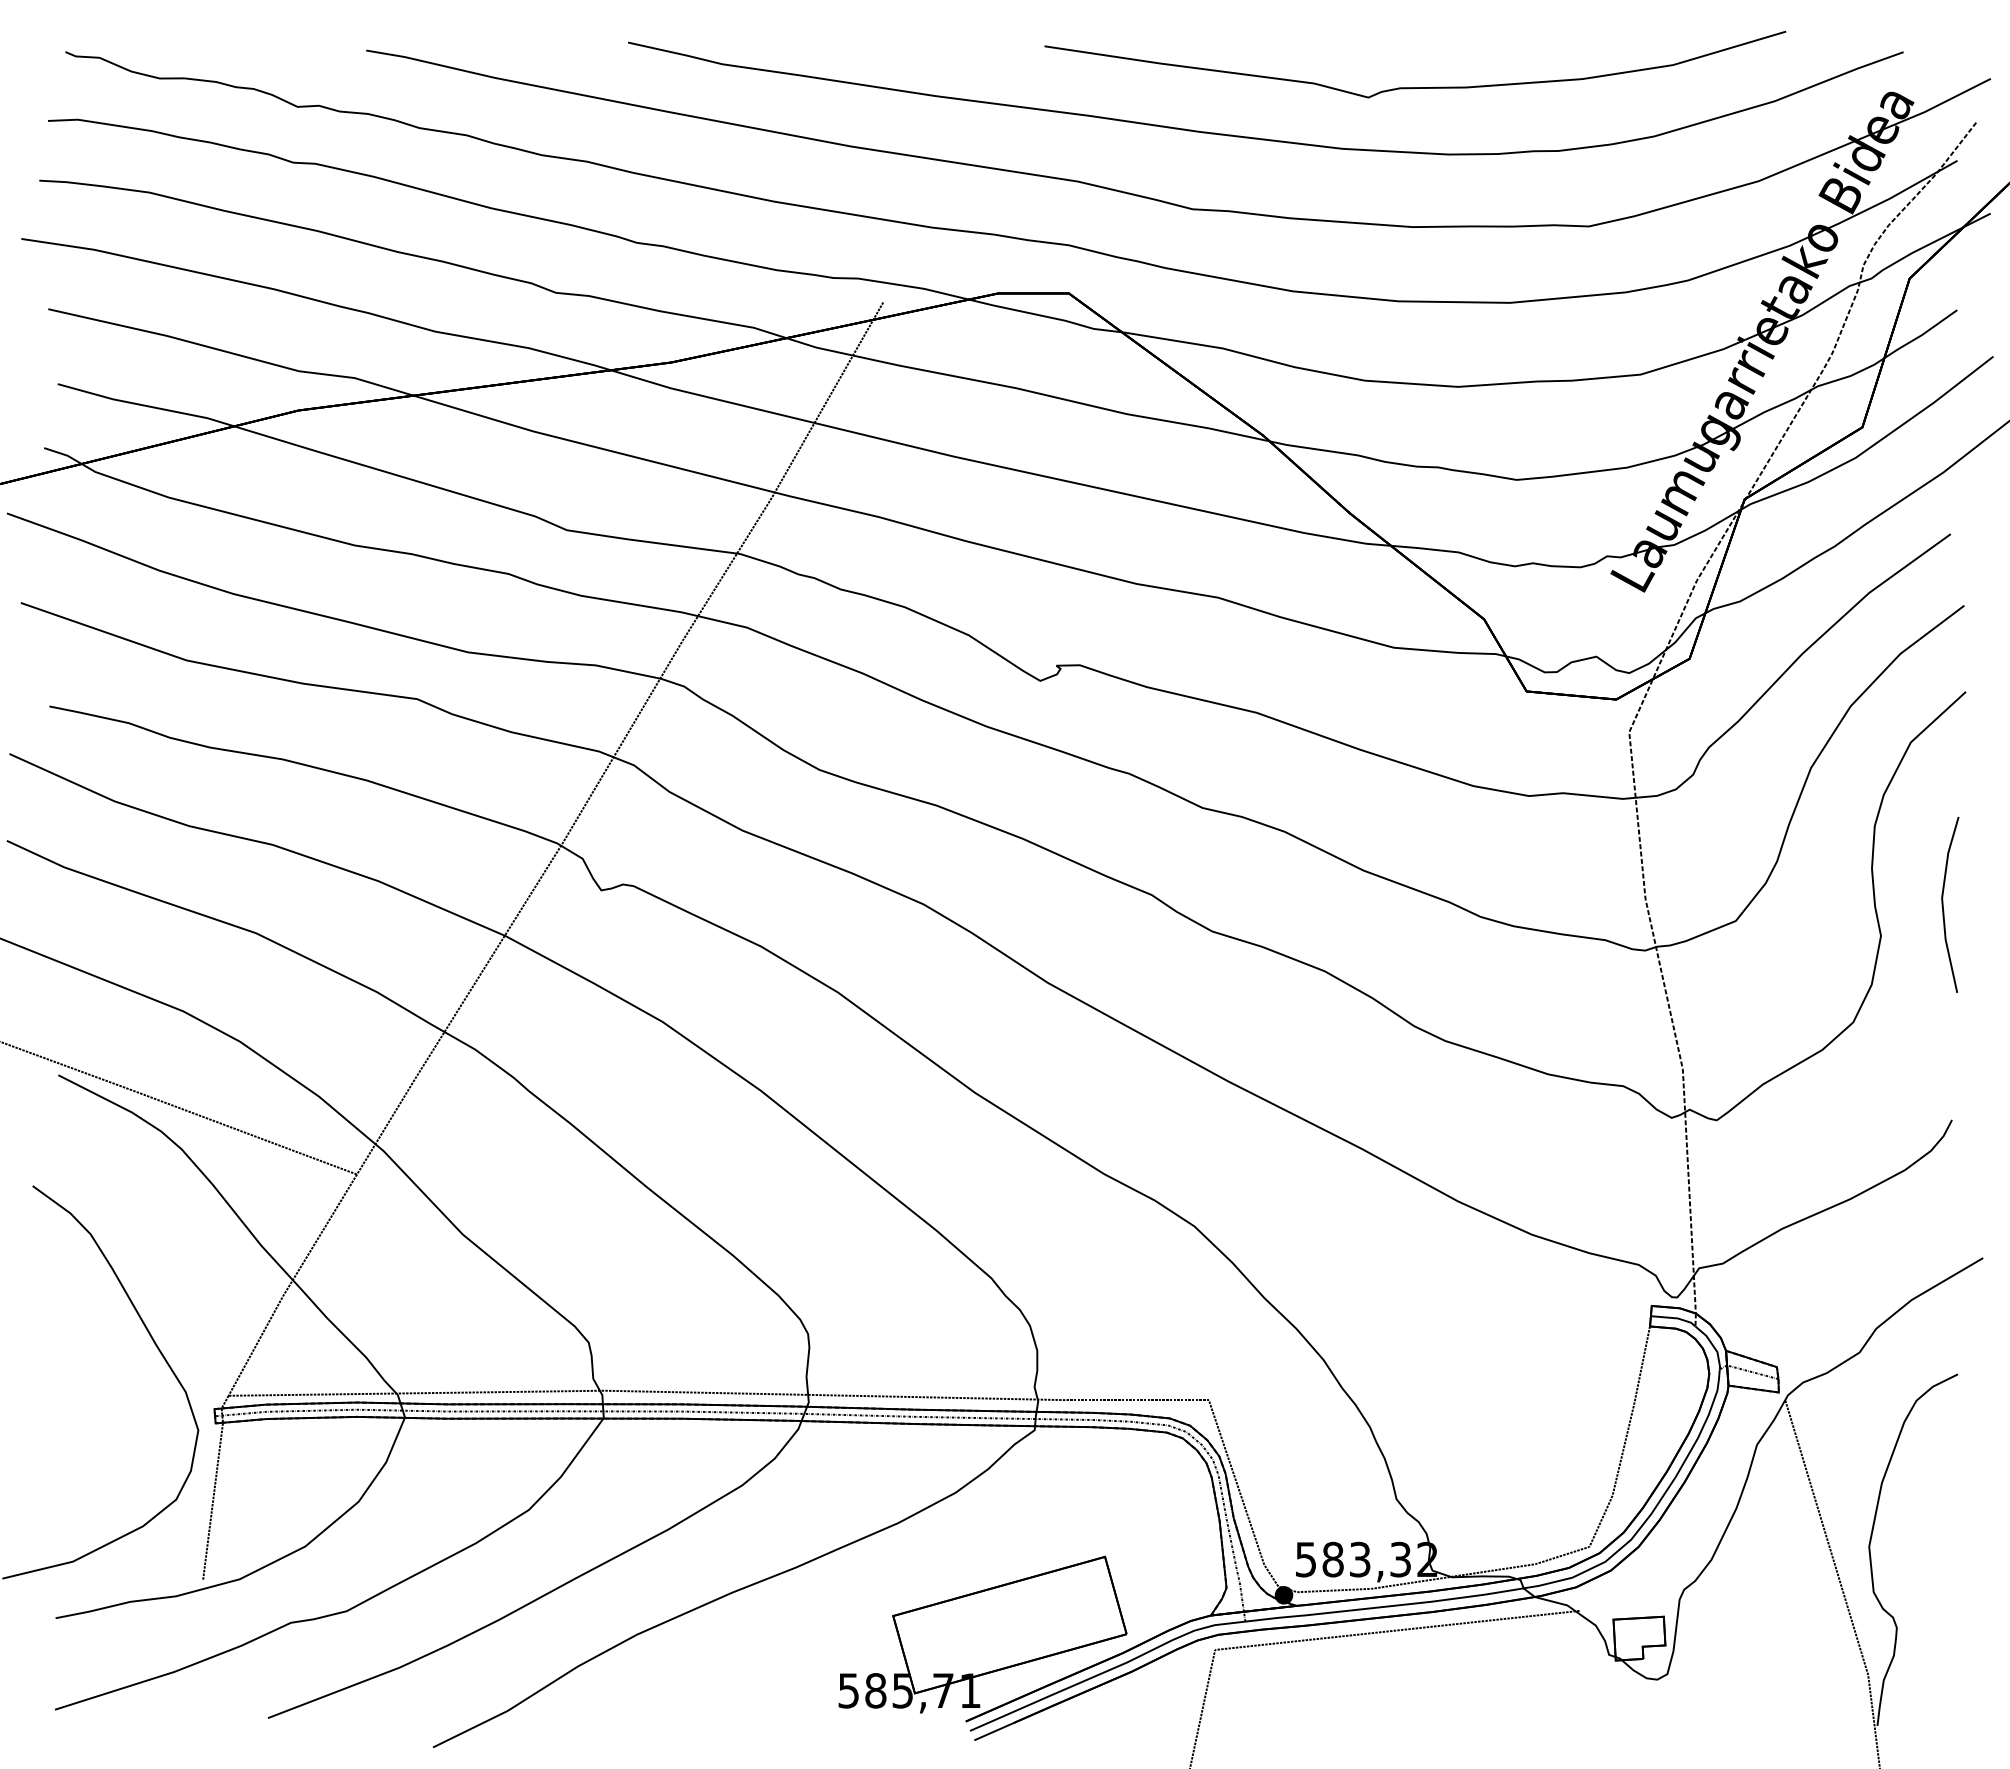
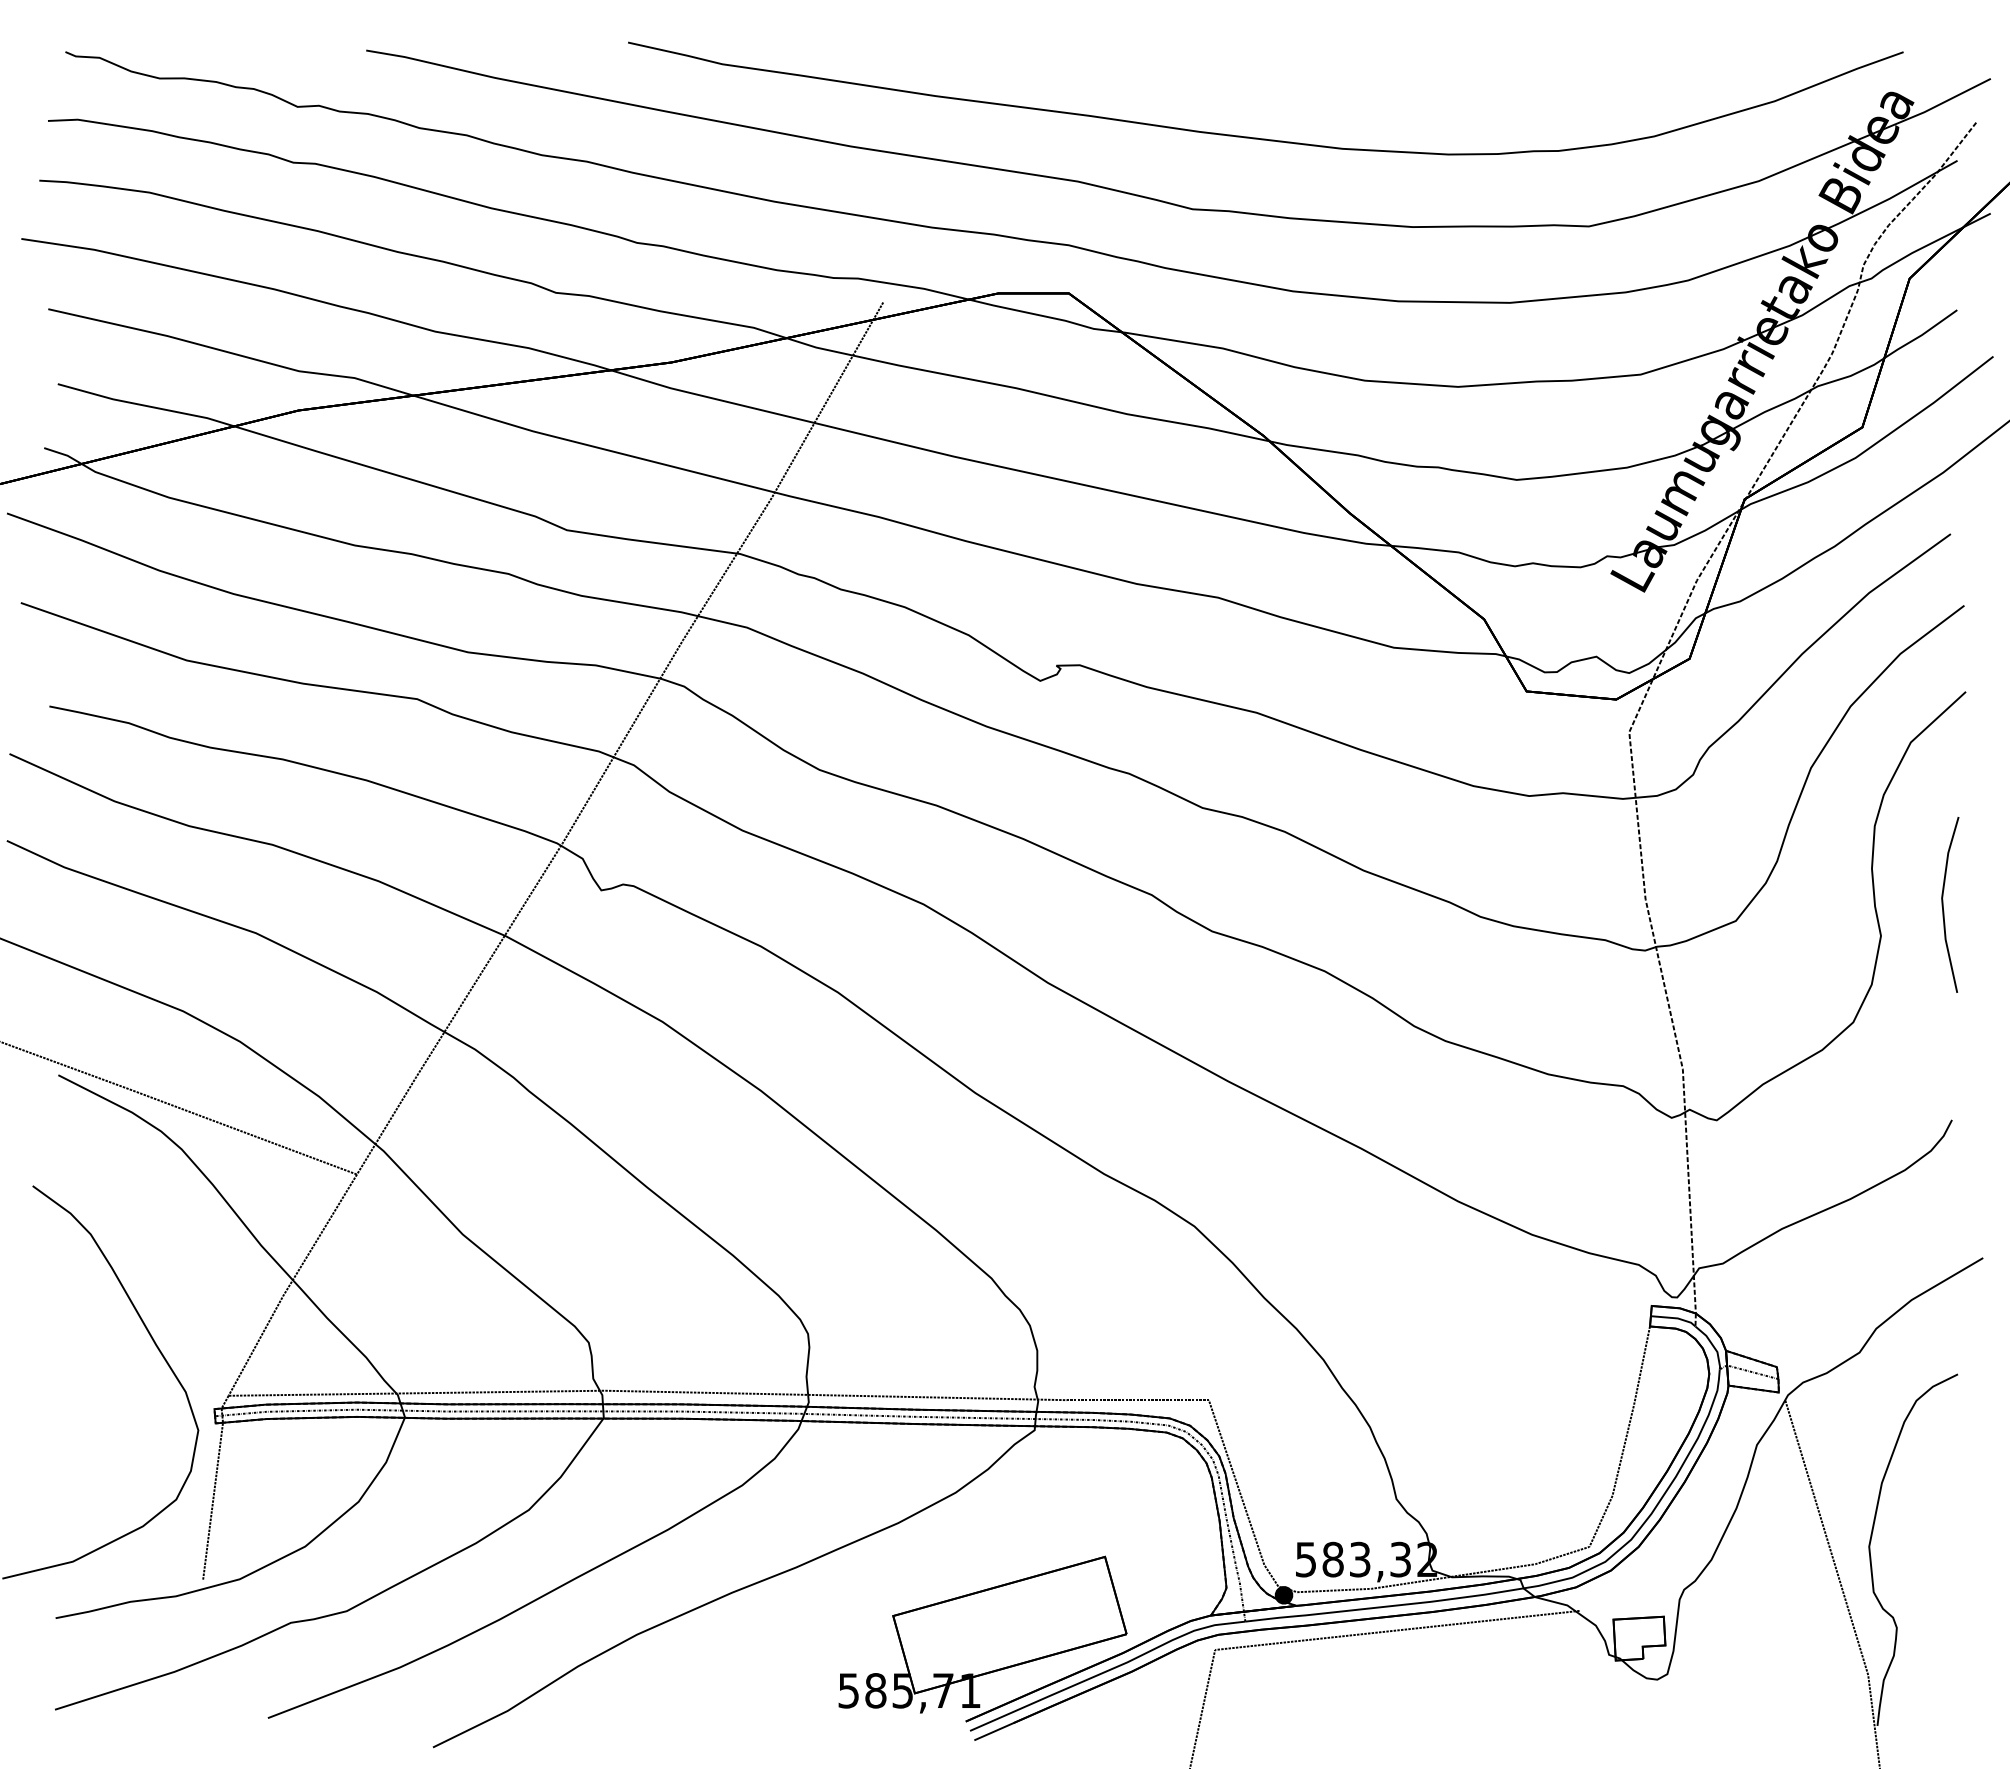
part: present -> none (1415, 87)
